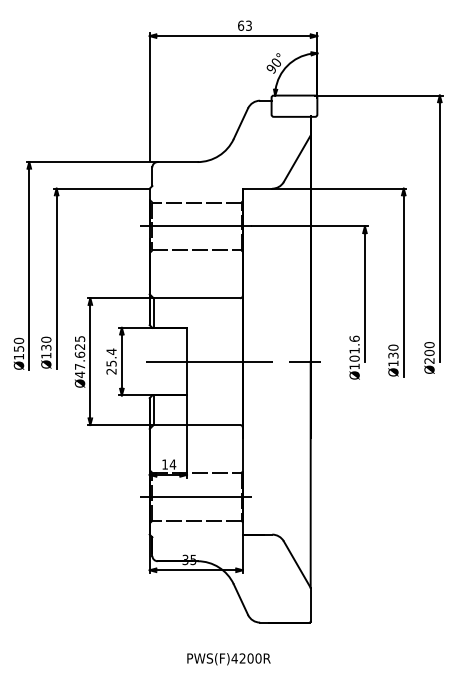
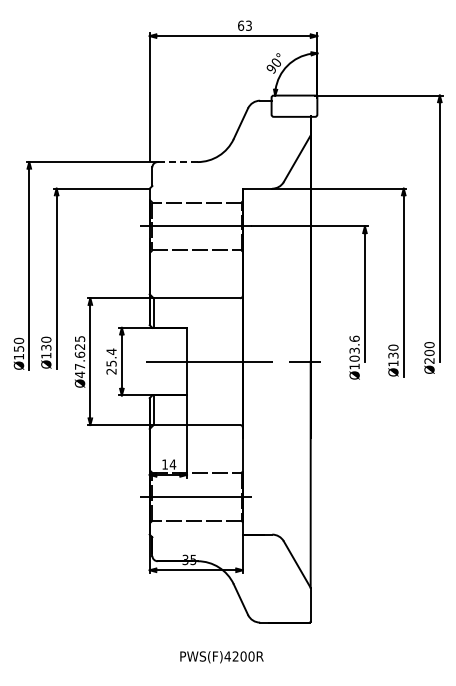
line: solid -> dashed (177, 162)
text: Ø101.6 -> Ø103.6 (354, 350)
text position: (228, 659) -> (221, 657) (221, 657)
